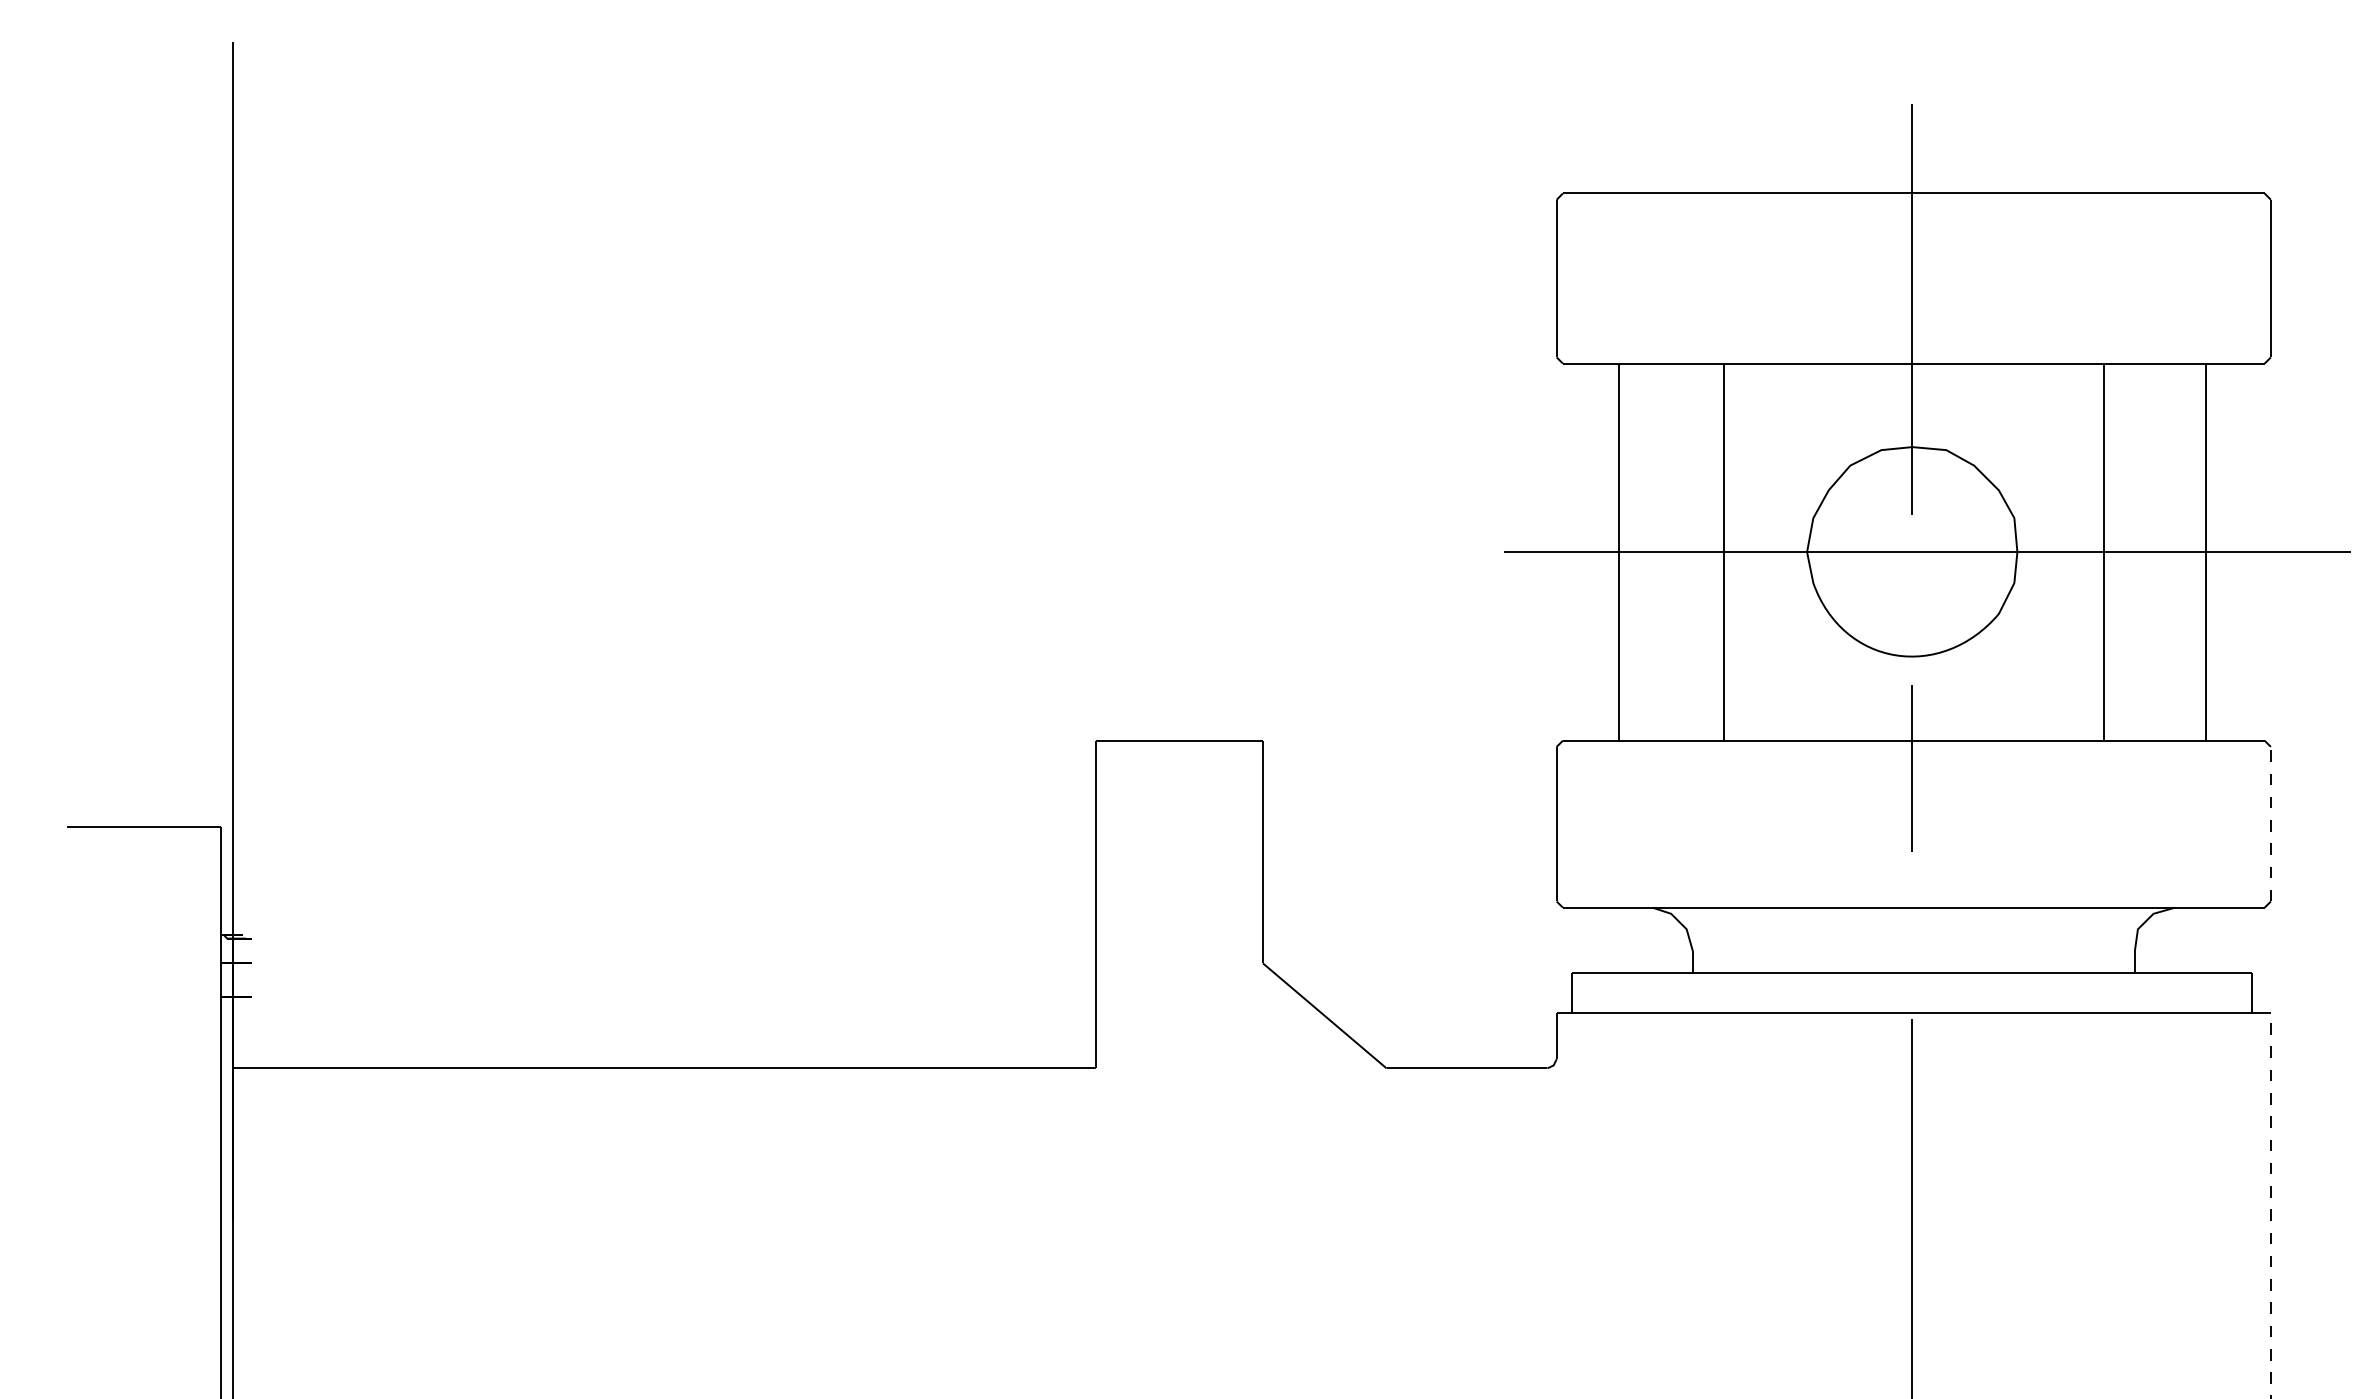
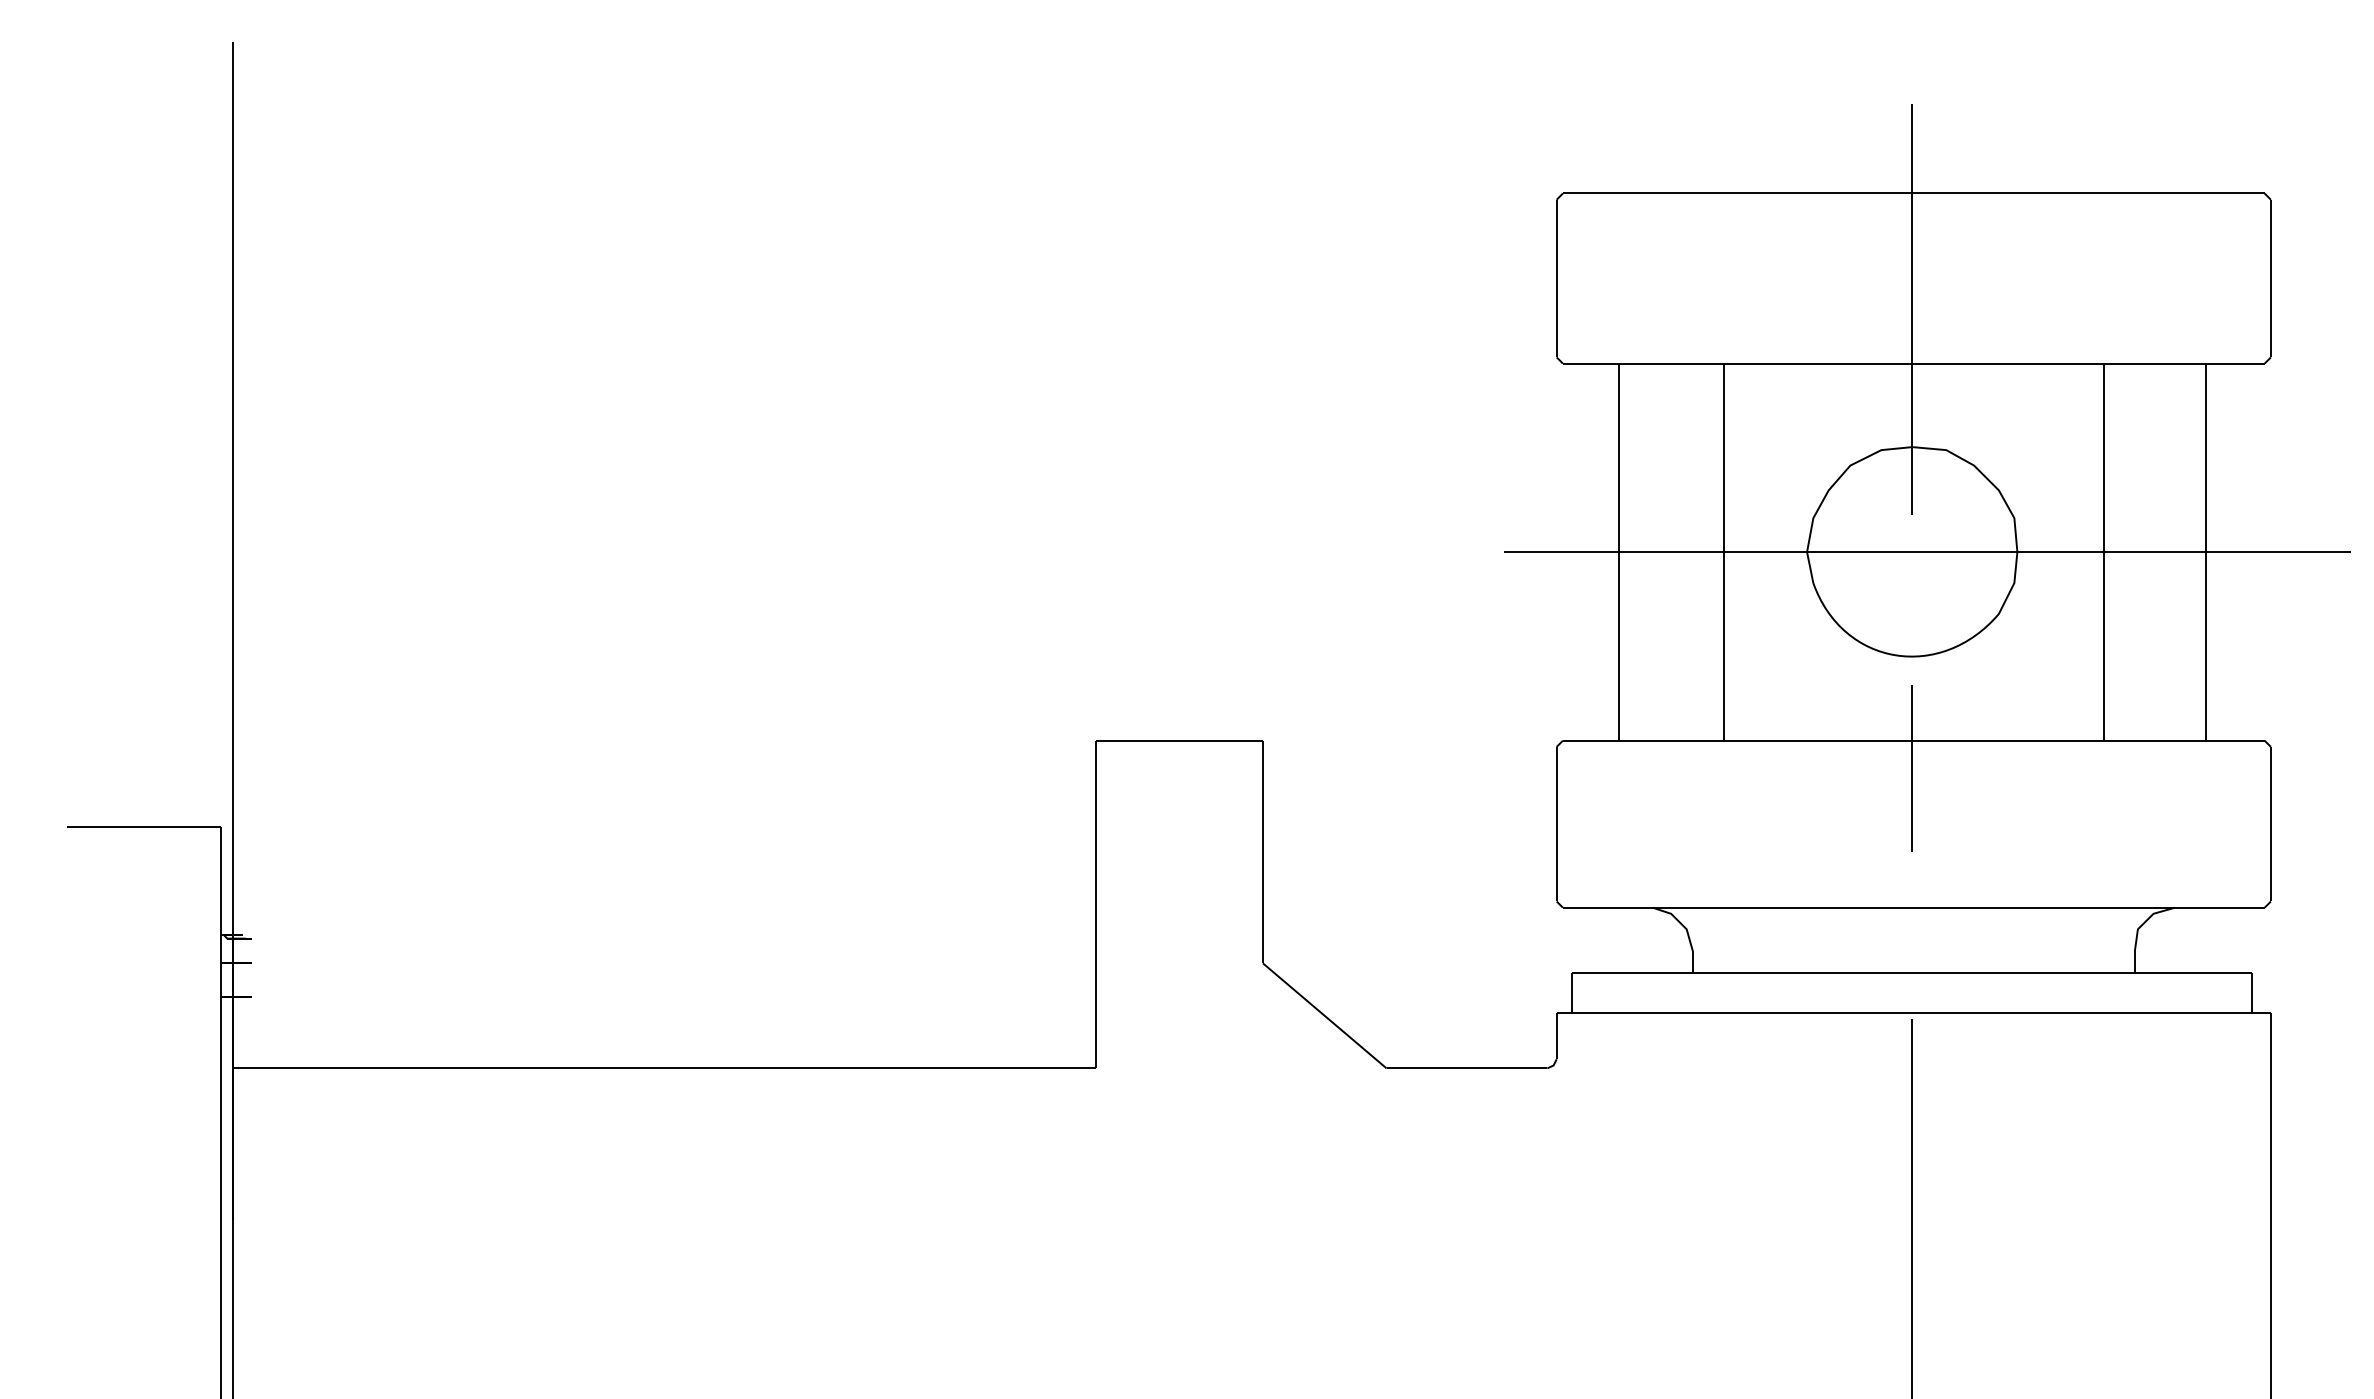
line: dashed -> solid (2270, 823)
line: dashed -> solid (2270, 1205)
